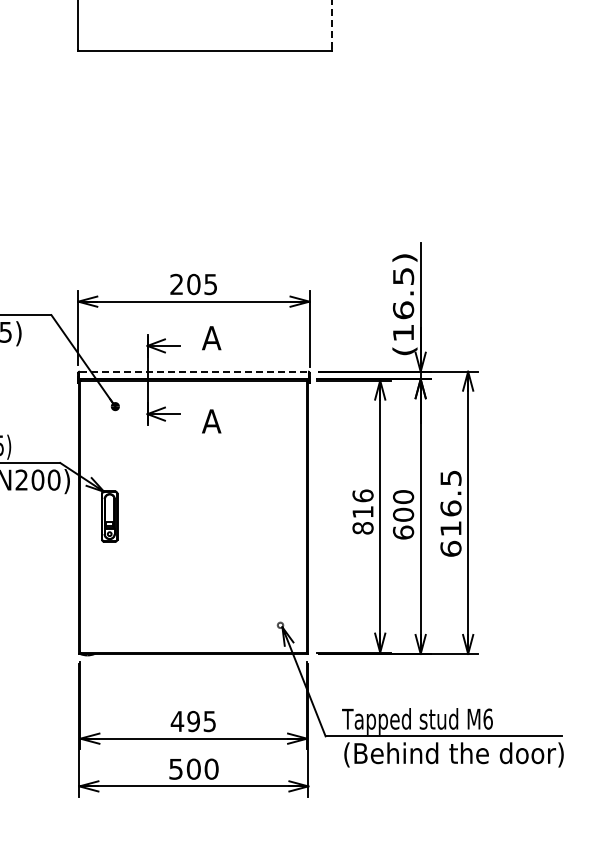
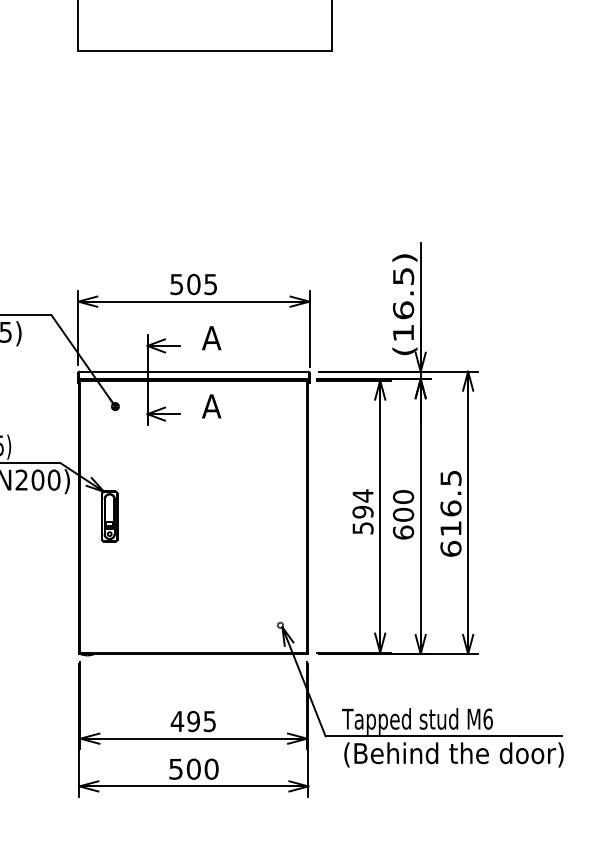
line: dashed -> solid (332, 25)
text: 205 -> 505 (176, 284)
line: dashed -> solid (194, 371)
text position: (211, 421) -> (211, 406) (211, 406)
text: 816 -> 594 (362, 511)
